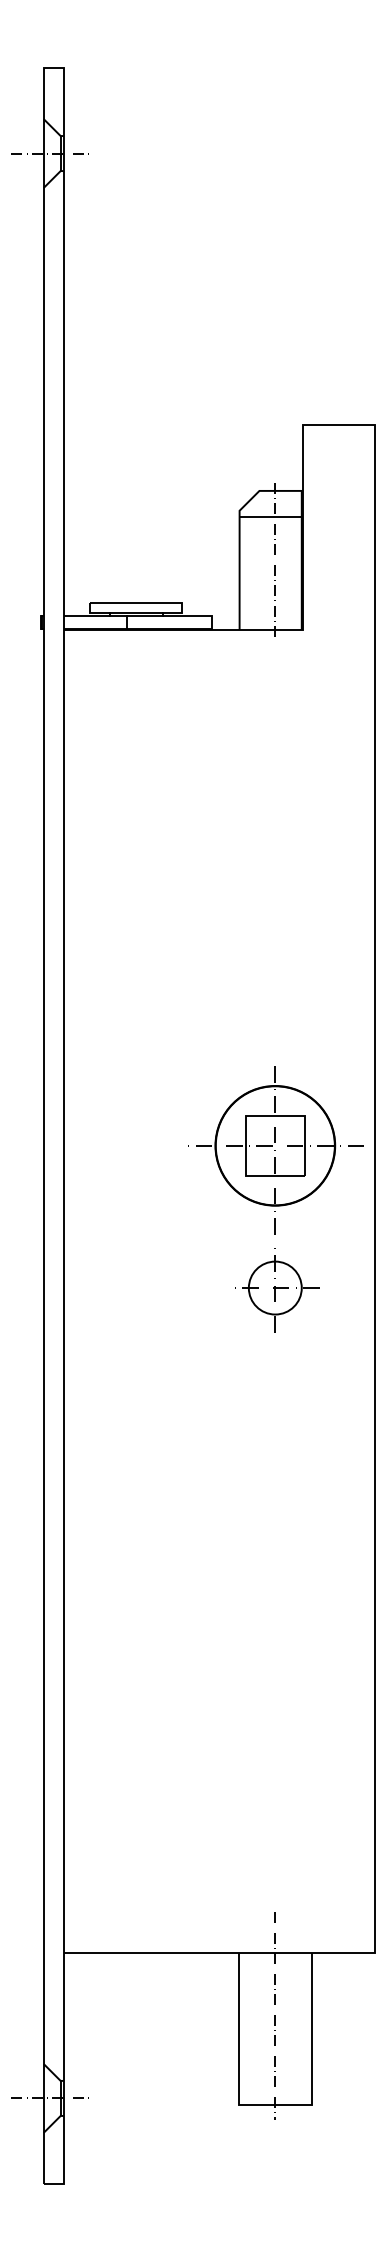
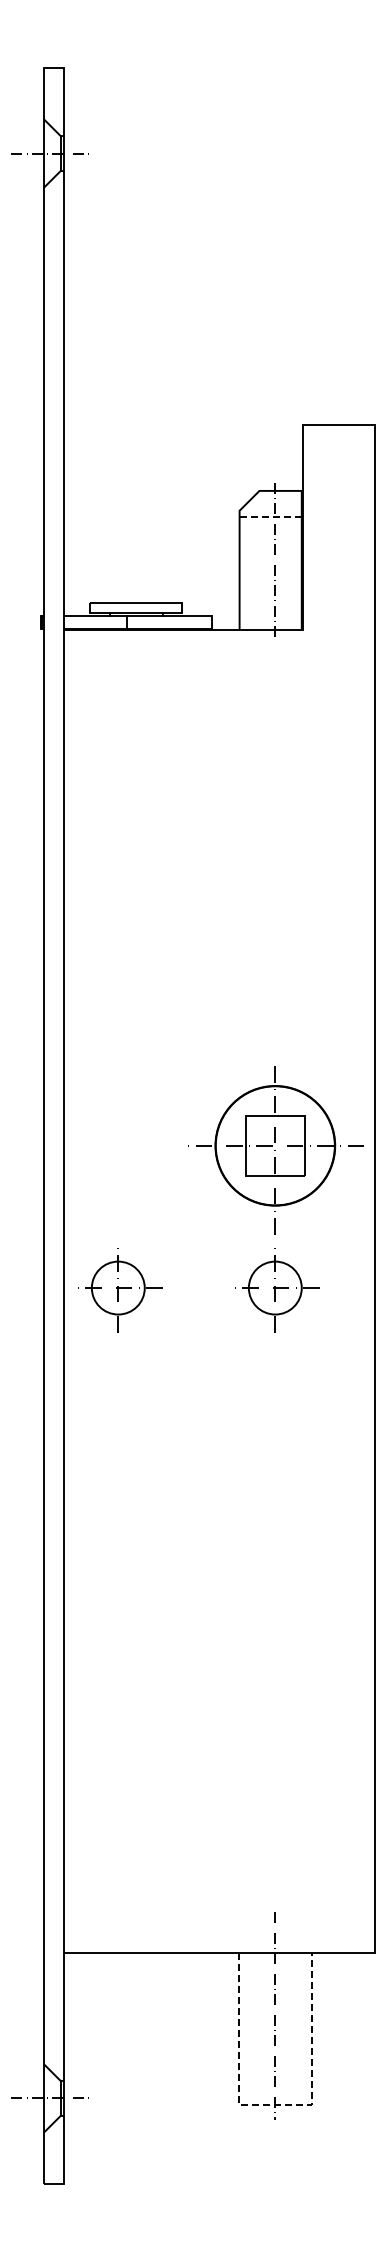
line: solid -> dashed (270, 517)
part: none -> present (120, 1290)
line: solid -> dashed (275, 2105)
